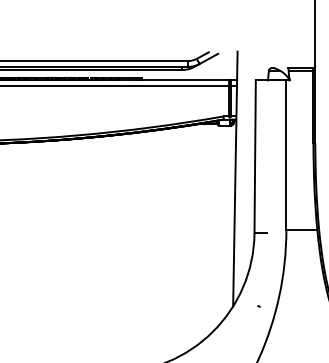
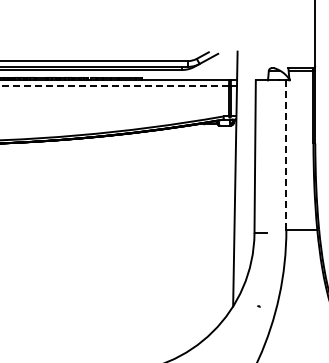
line: solid -> dashed (114, 85)
line: solid -> dashed (286, 155)
